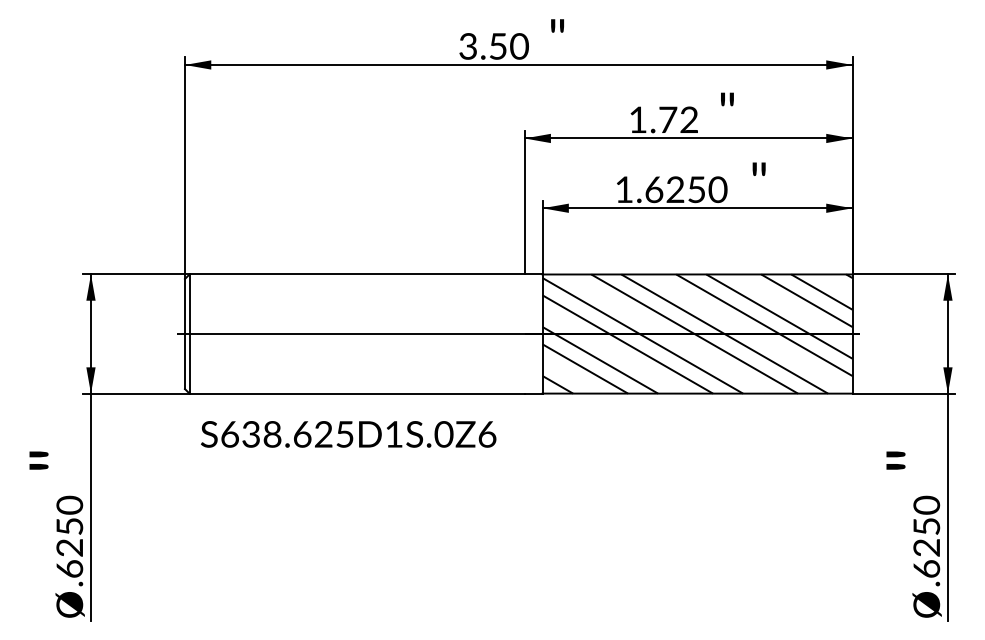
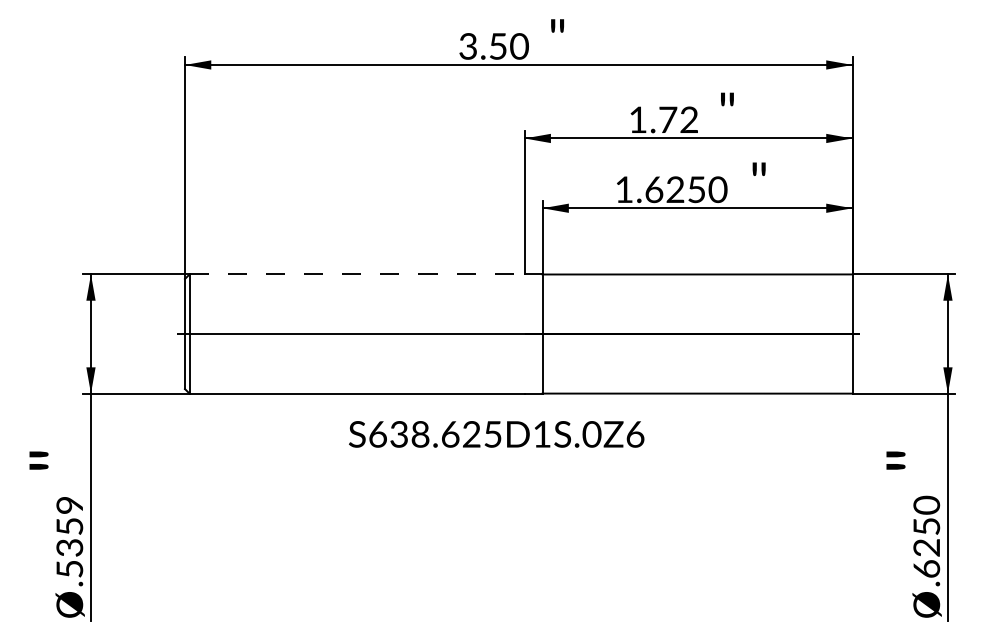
line: solid -> dashed (357, 274)
hatch: present -> none (697, 333)
text position: (348, 434) -> (496, 434) (496, 434)
text: .6250 -> .5359 (69, 536)
